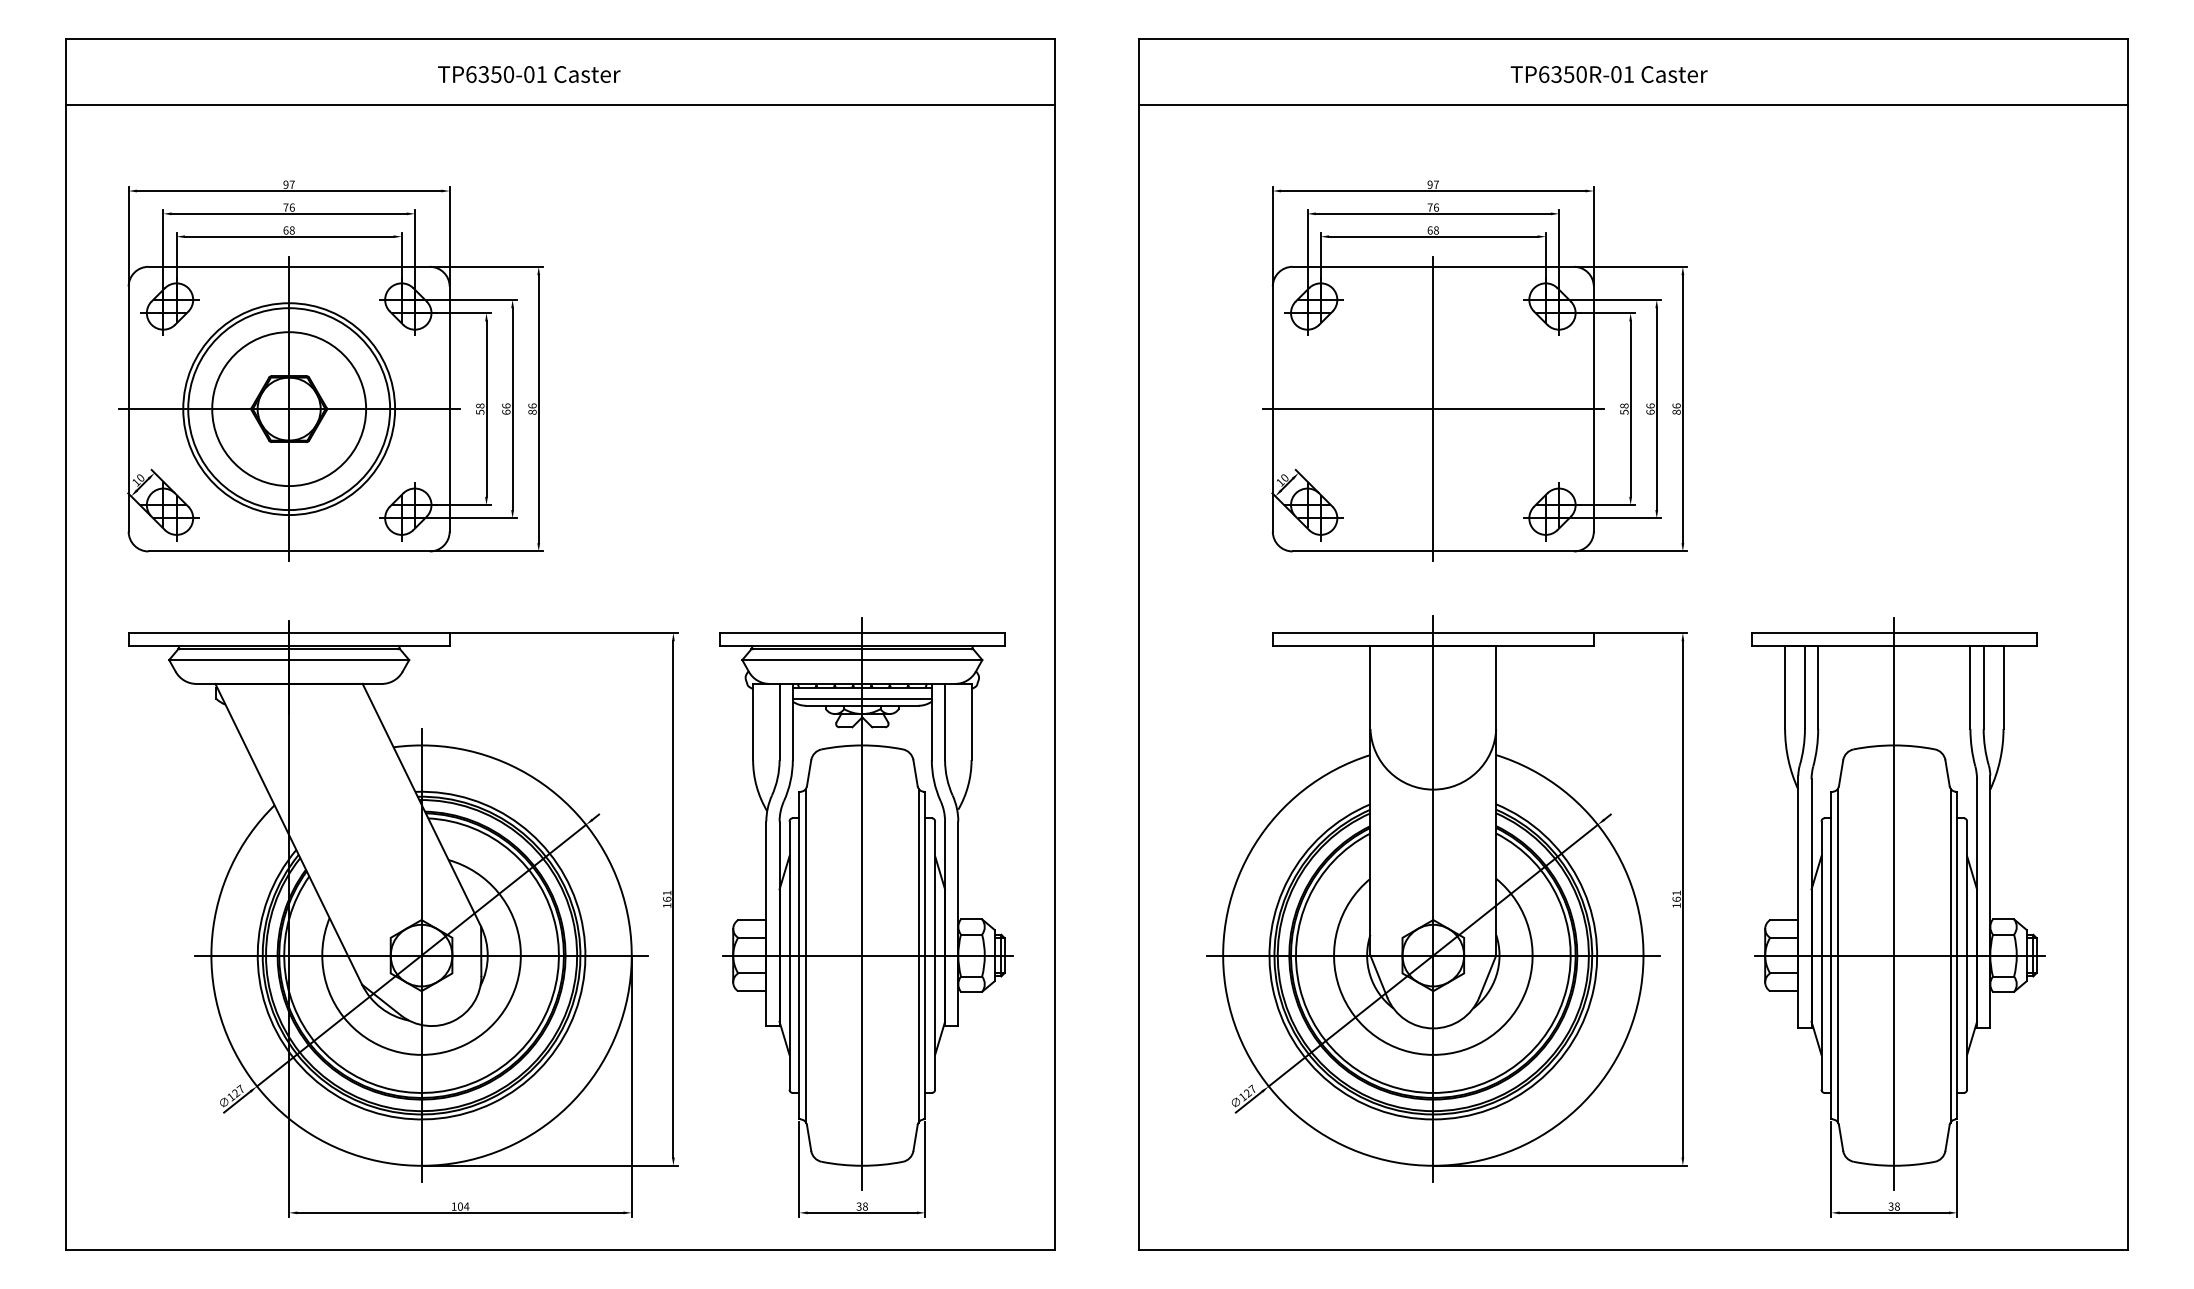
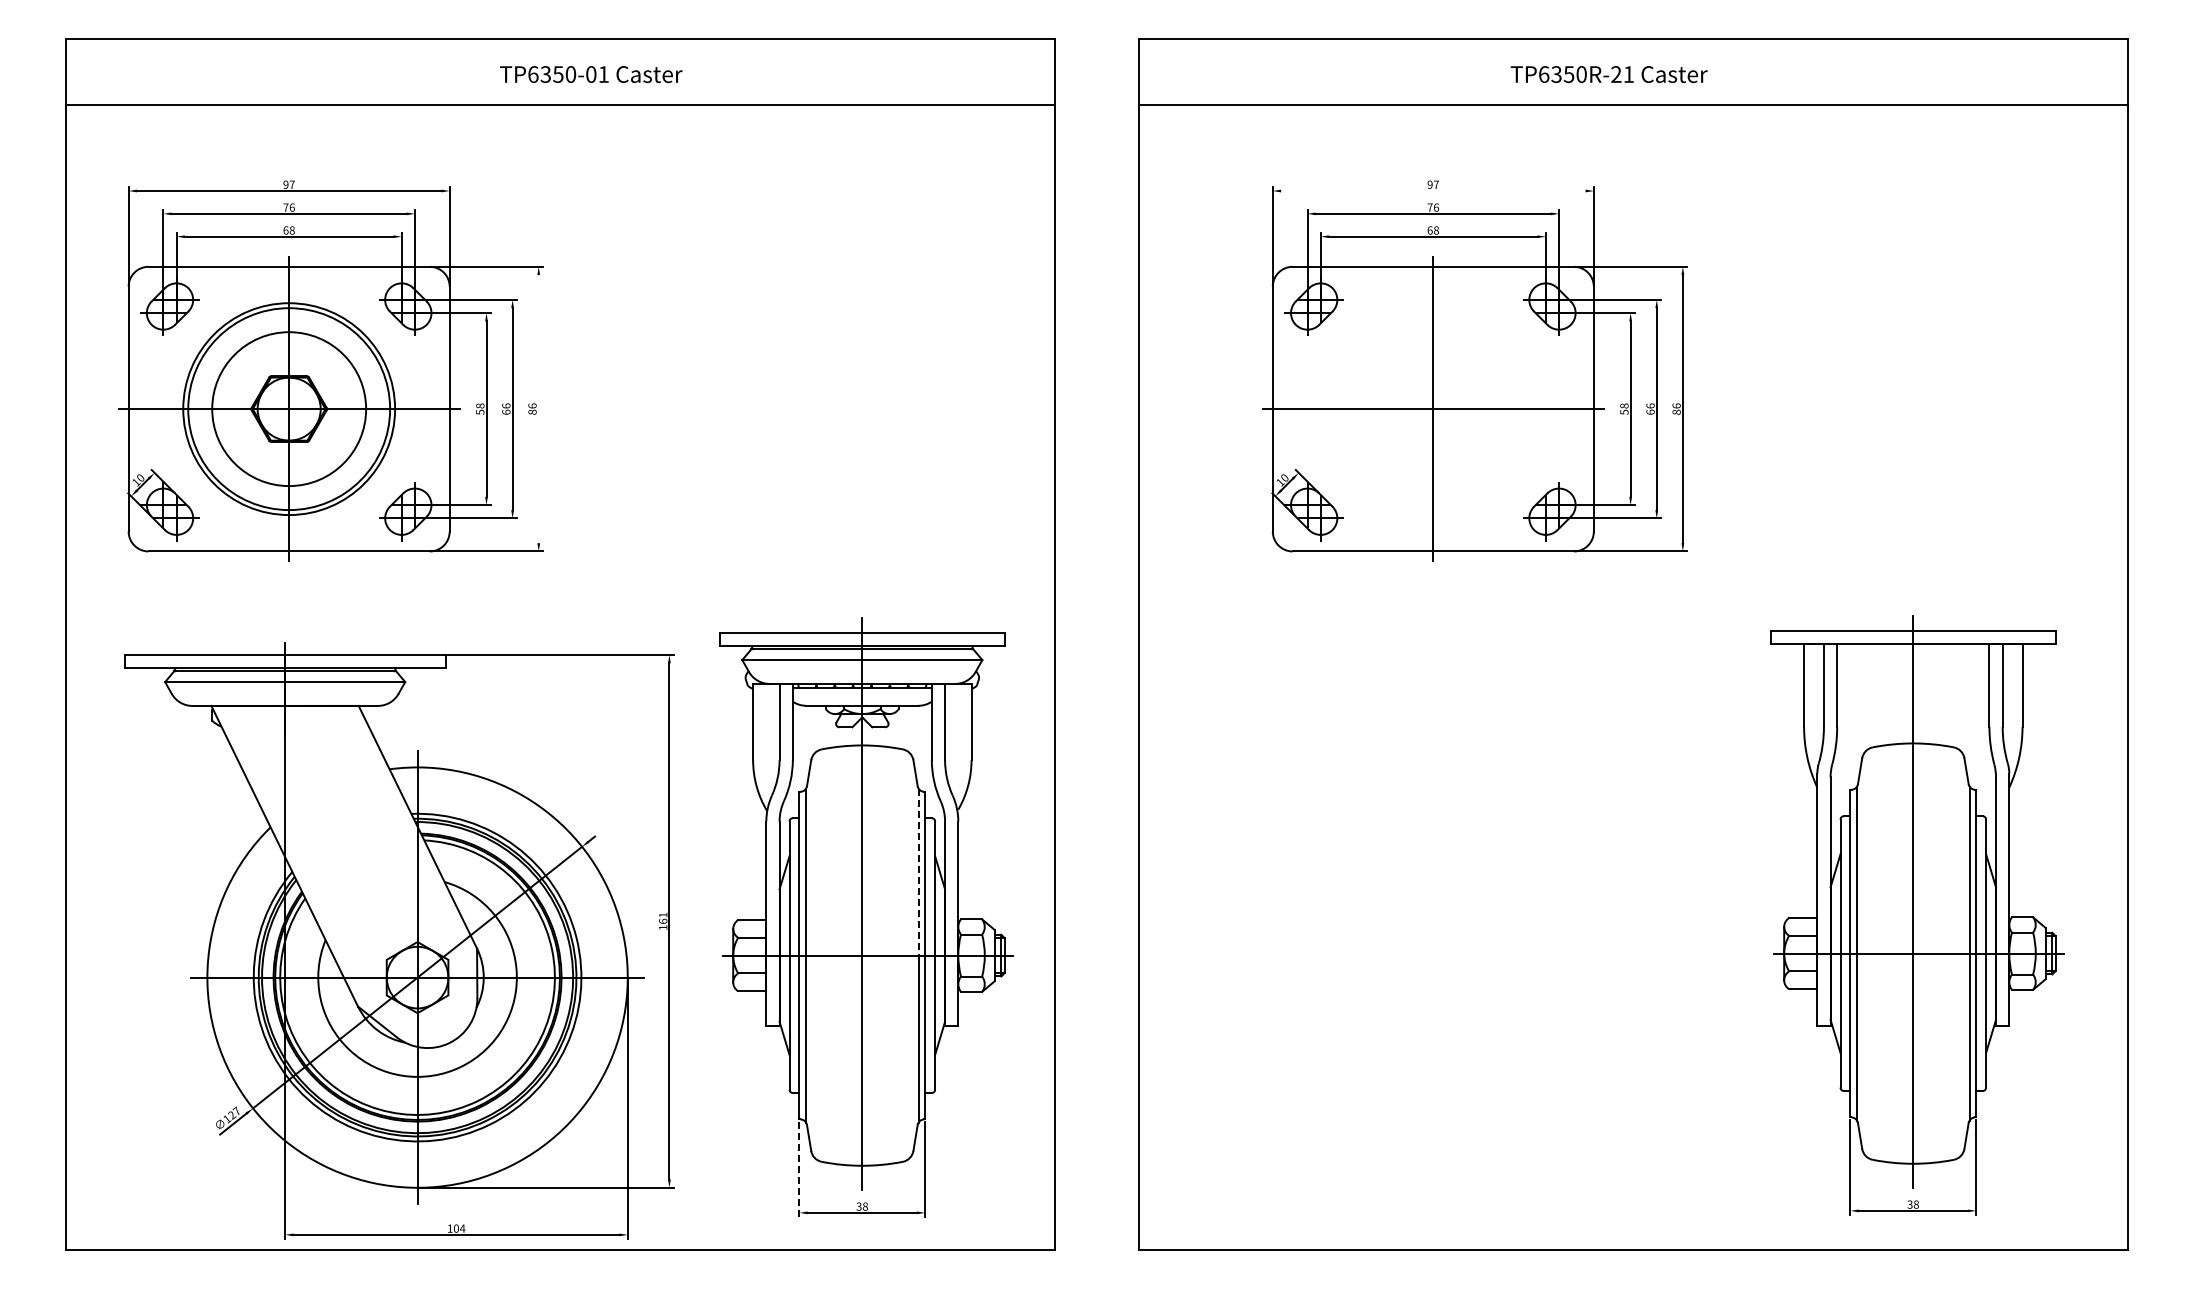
text position: (529, 74) -> (591, 74) (591, 74)
text: TP6350R-01 -> TP6350R-21 (1616, 74)
line: present -> none (1433, 191)
line: present -> none (538, 409)
line: present -> none (861, 698)
line: solid -> dashed (918, 872)
part: present -> none (1446, 898)
part position: (1898, 917) -> (1917, 915) (1917, 915)
part position: (403, 918) -> (399, 940) (399, 940)
line: solid -> dashed (799, 1169)
